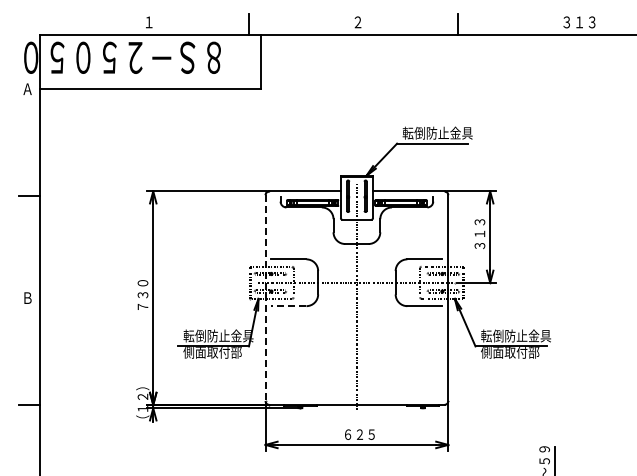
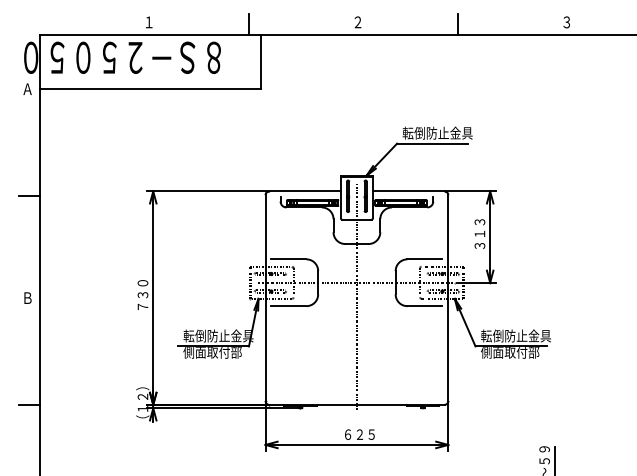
text: ３１３ -> ３ (585, 22)
line: dashed -> solid (265, 298)
line: dashed -> solid (288, 306)
